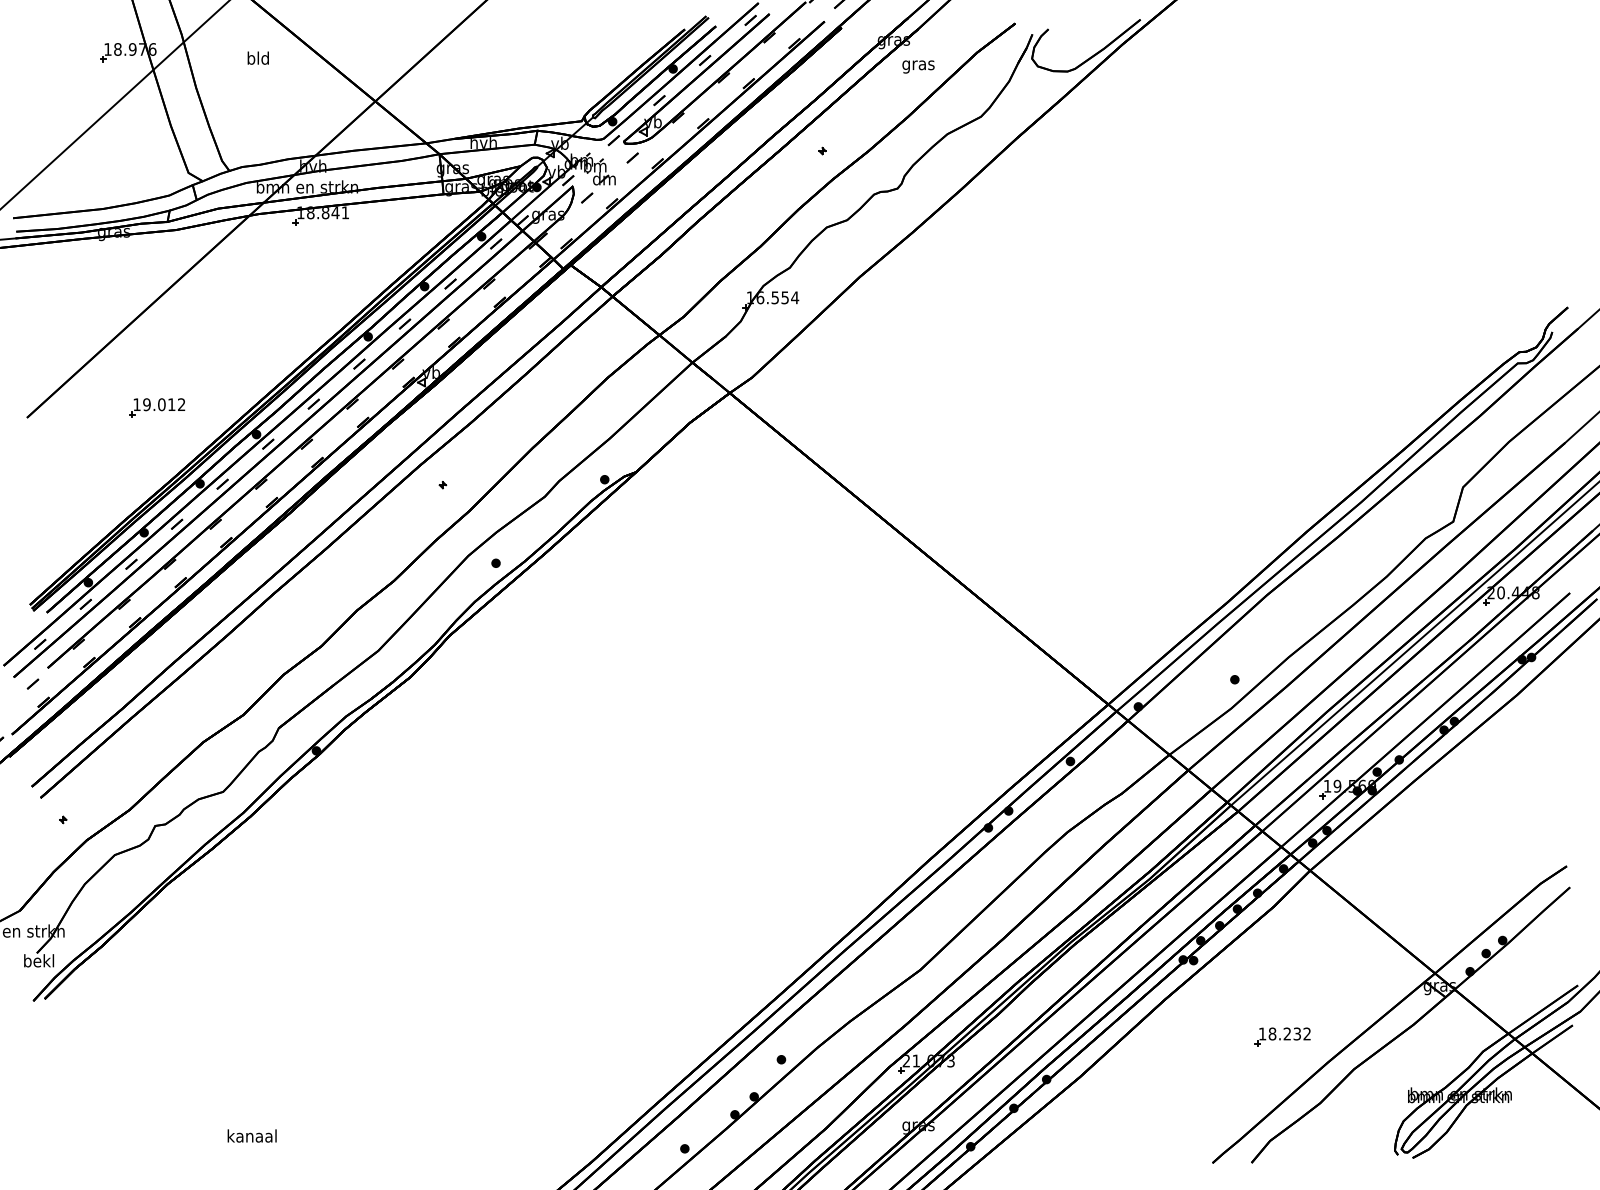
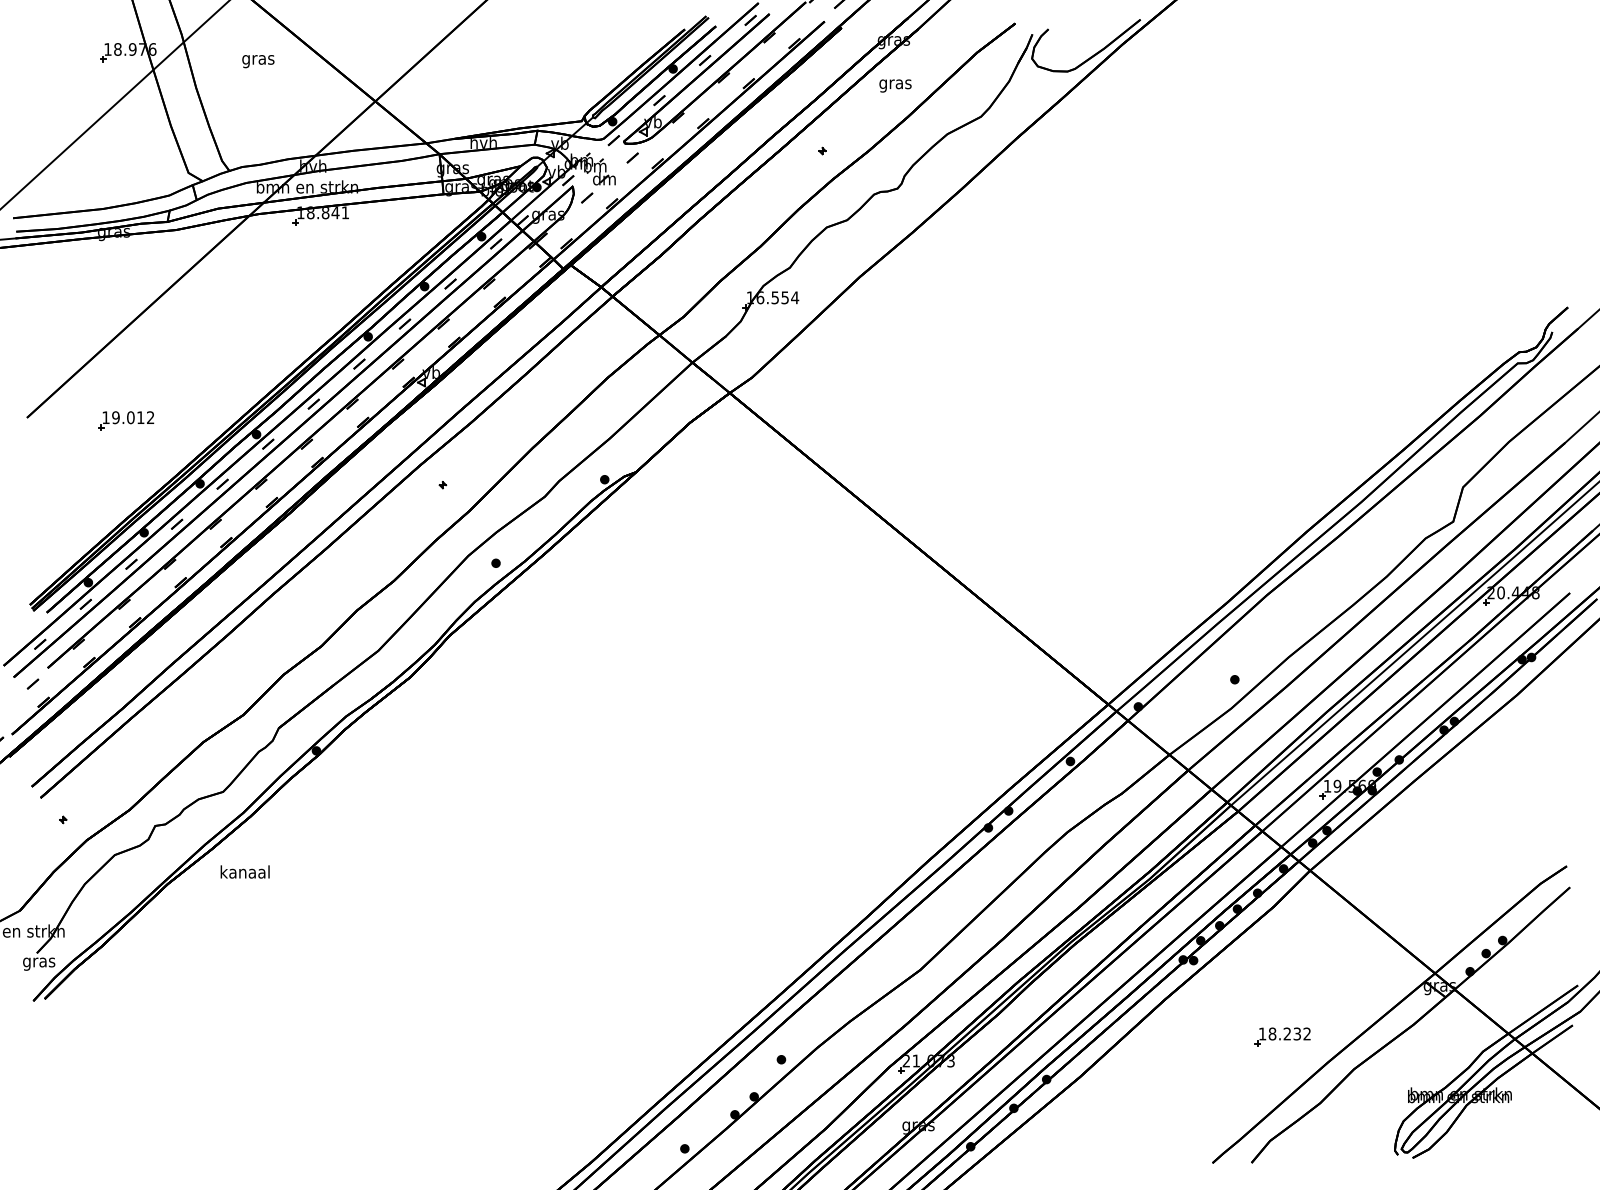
text: bld -> gras (258, 59)
text position: (918, 66) -> (895, 85) (895, 85)
part position: (157, 407) -> (126, 420) (126, 420)
text: bekl -> gras (39, 962)
text position: (251, 1135) -> (244, 871) (244, 871)
